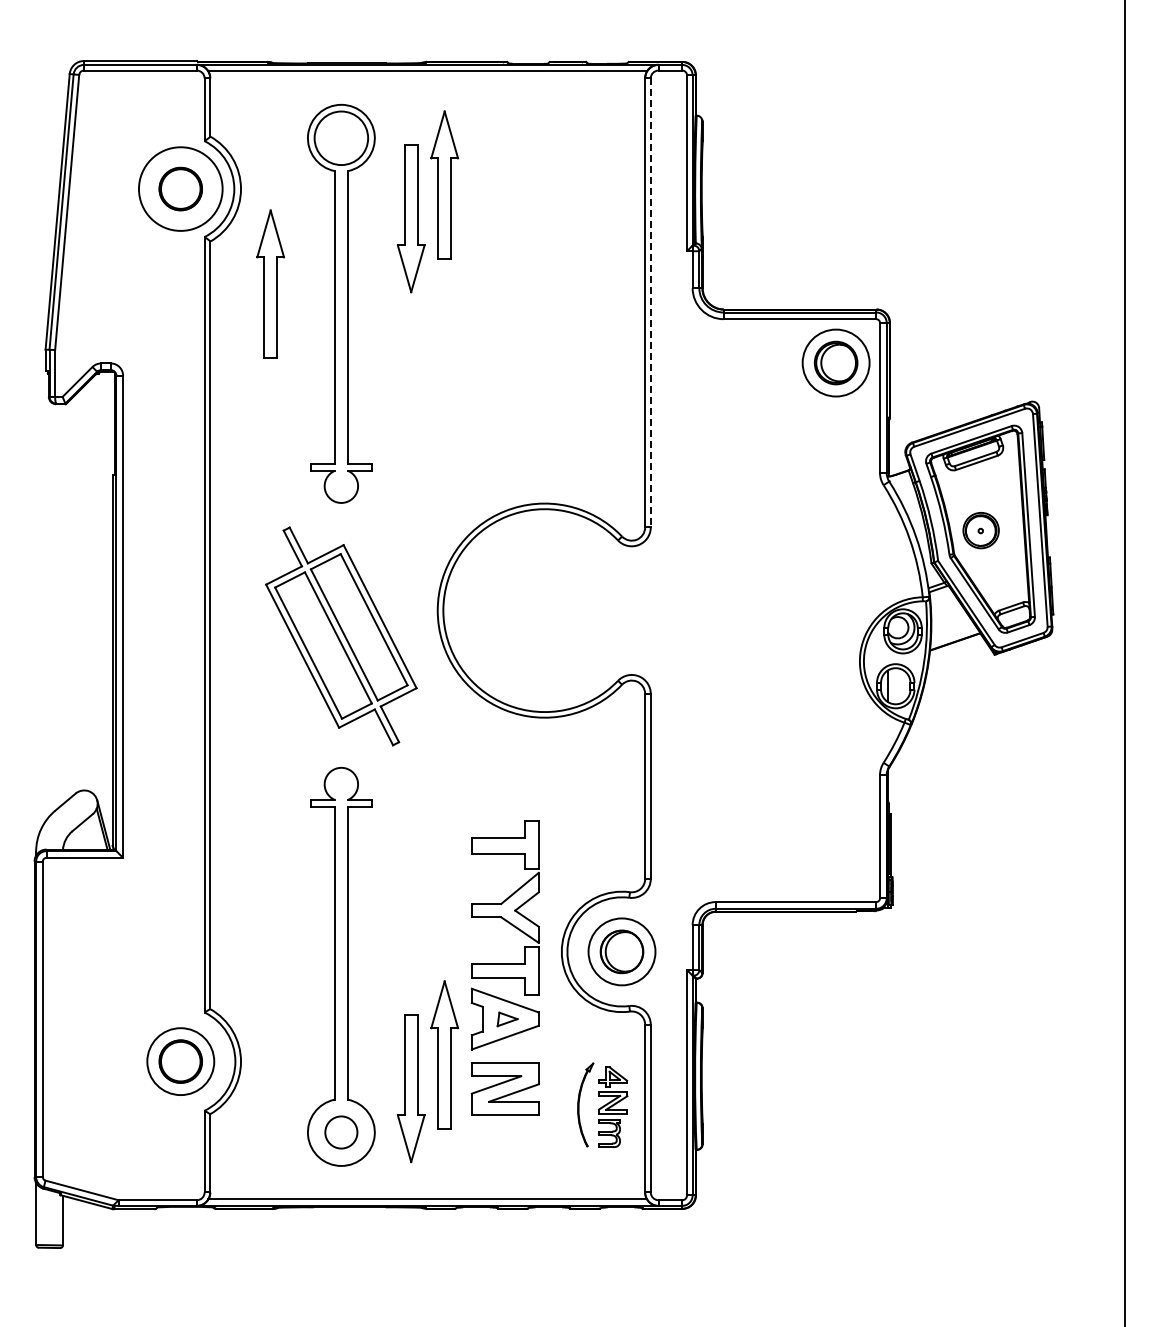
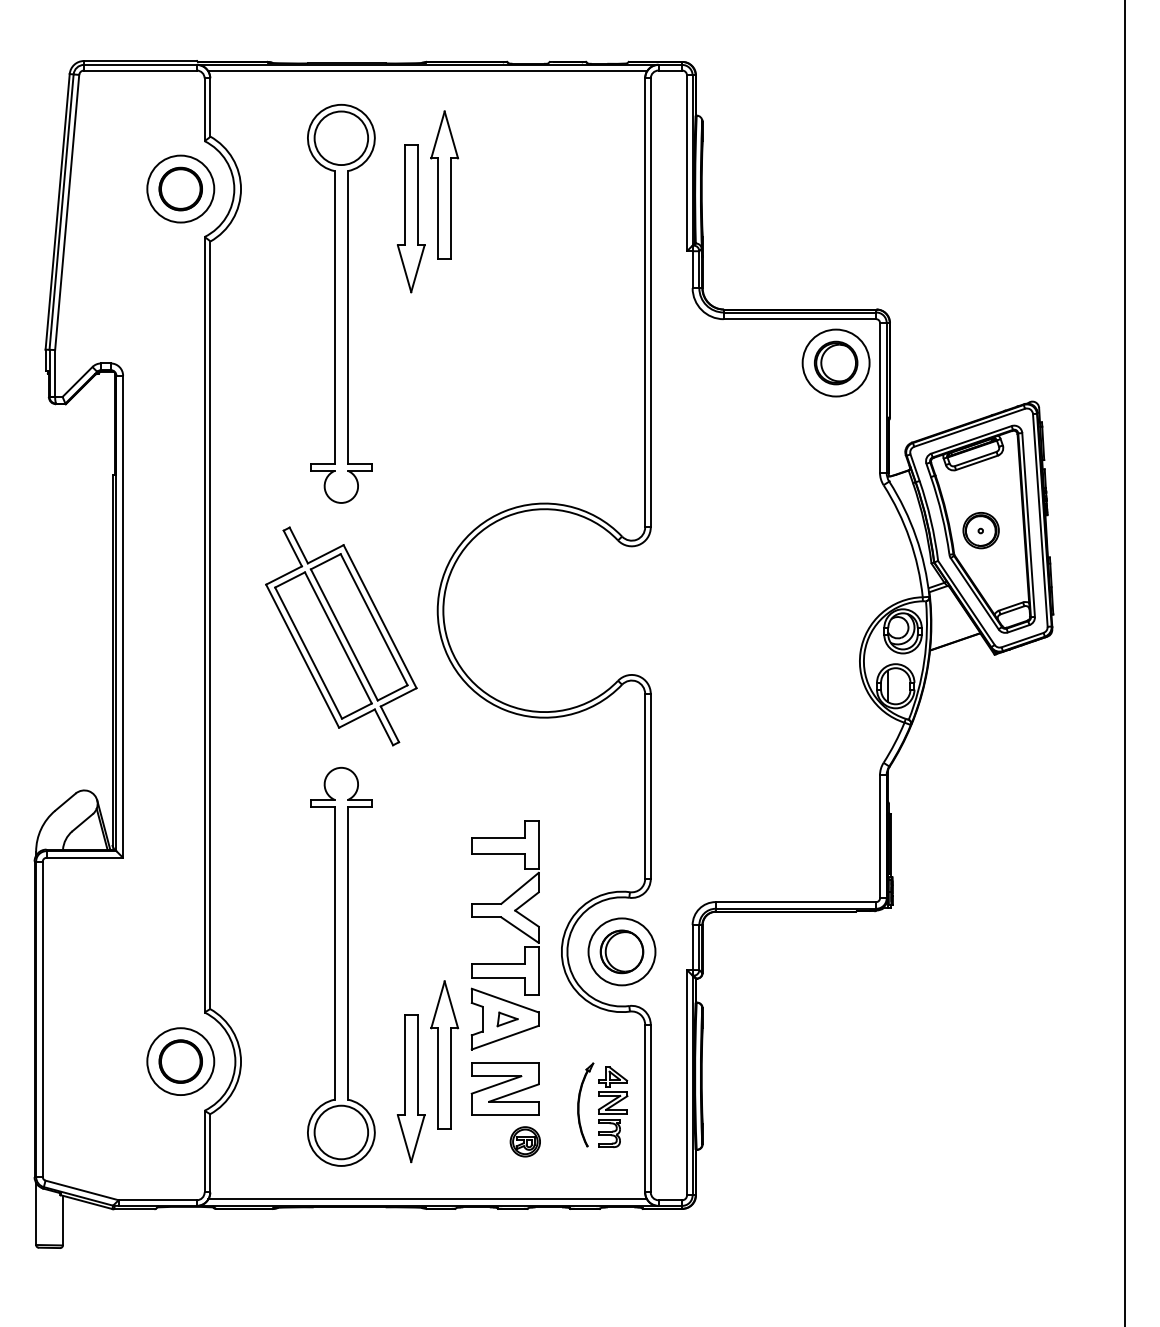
circle diameter: 84 px -> 67 px (180, 188)
part: present -> none (270, 283)
line: dashed -> solid (650, 302)
circle diameter: 32 px -> 54 px (341, 1132)
part: none -> present (524, 1141)
